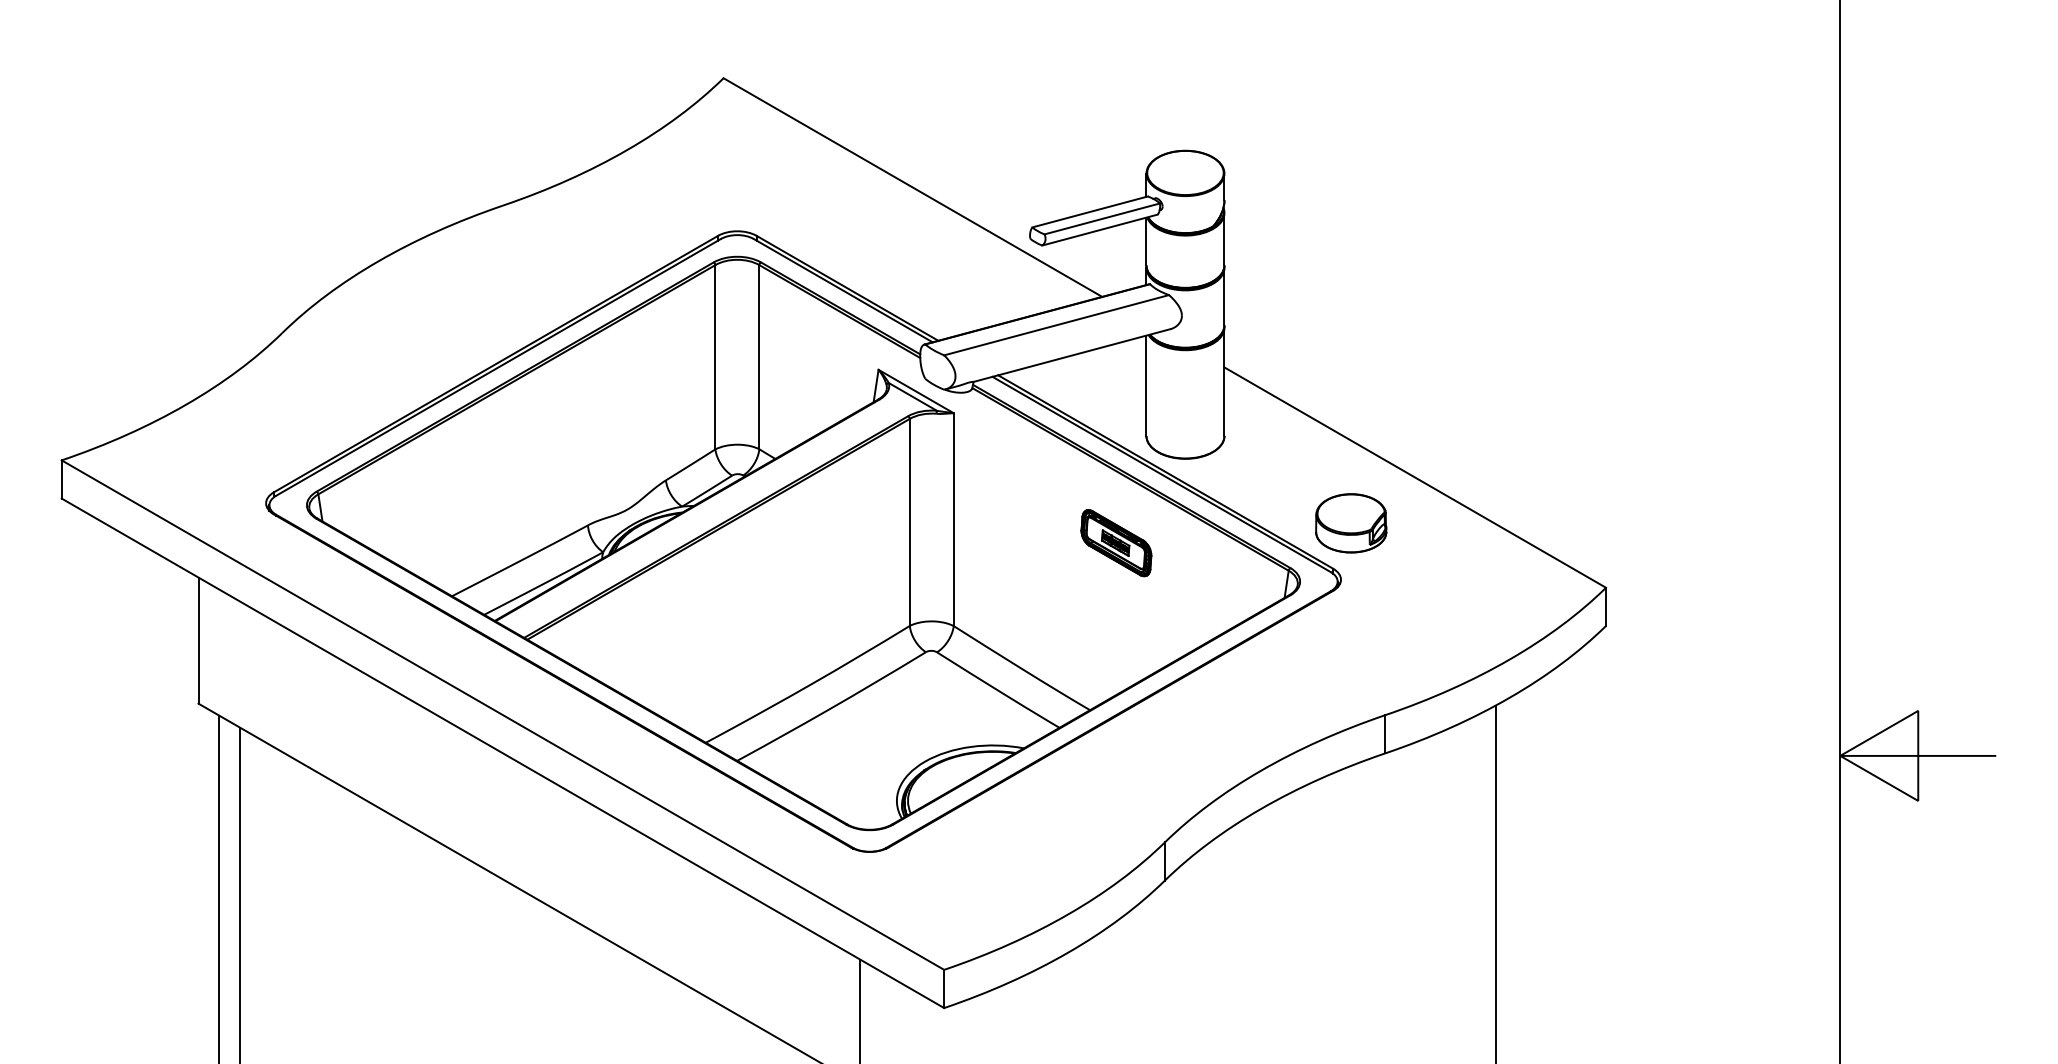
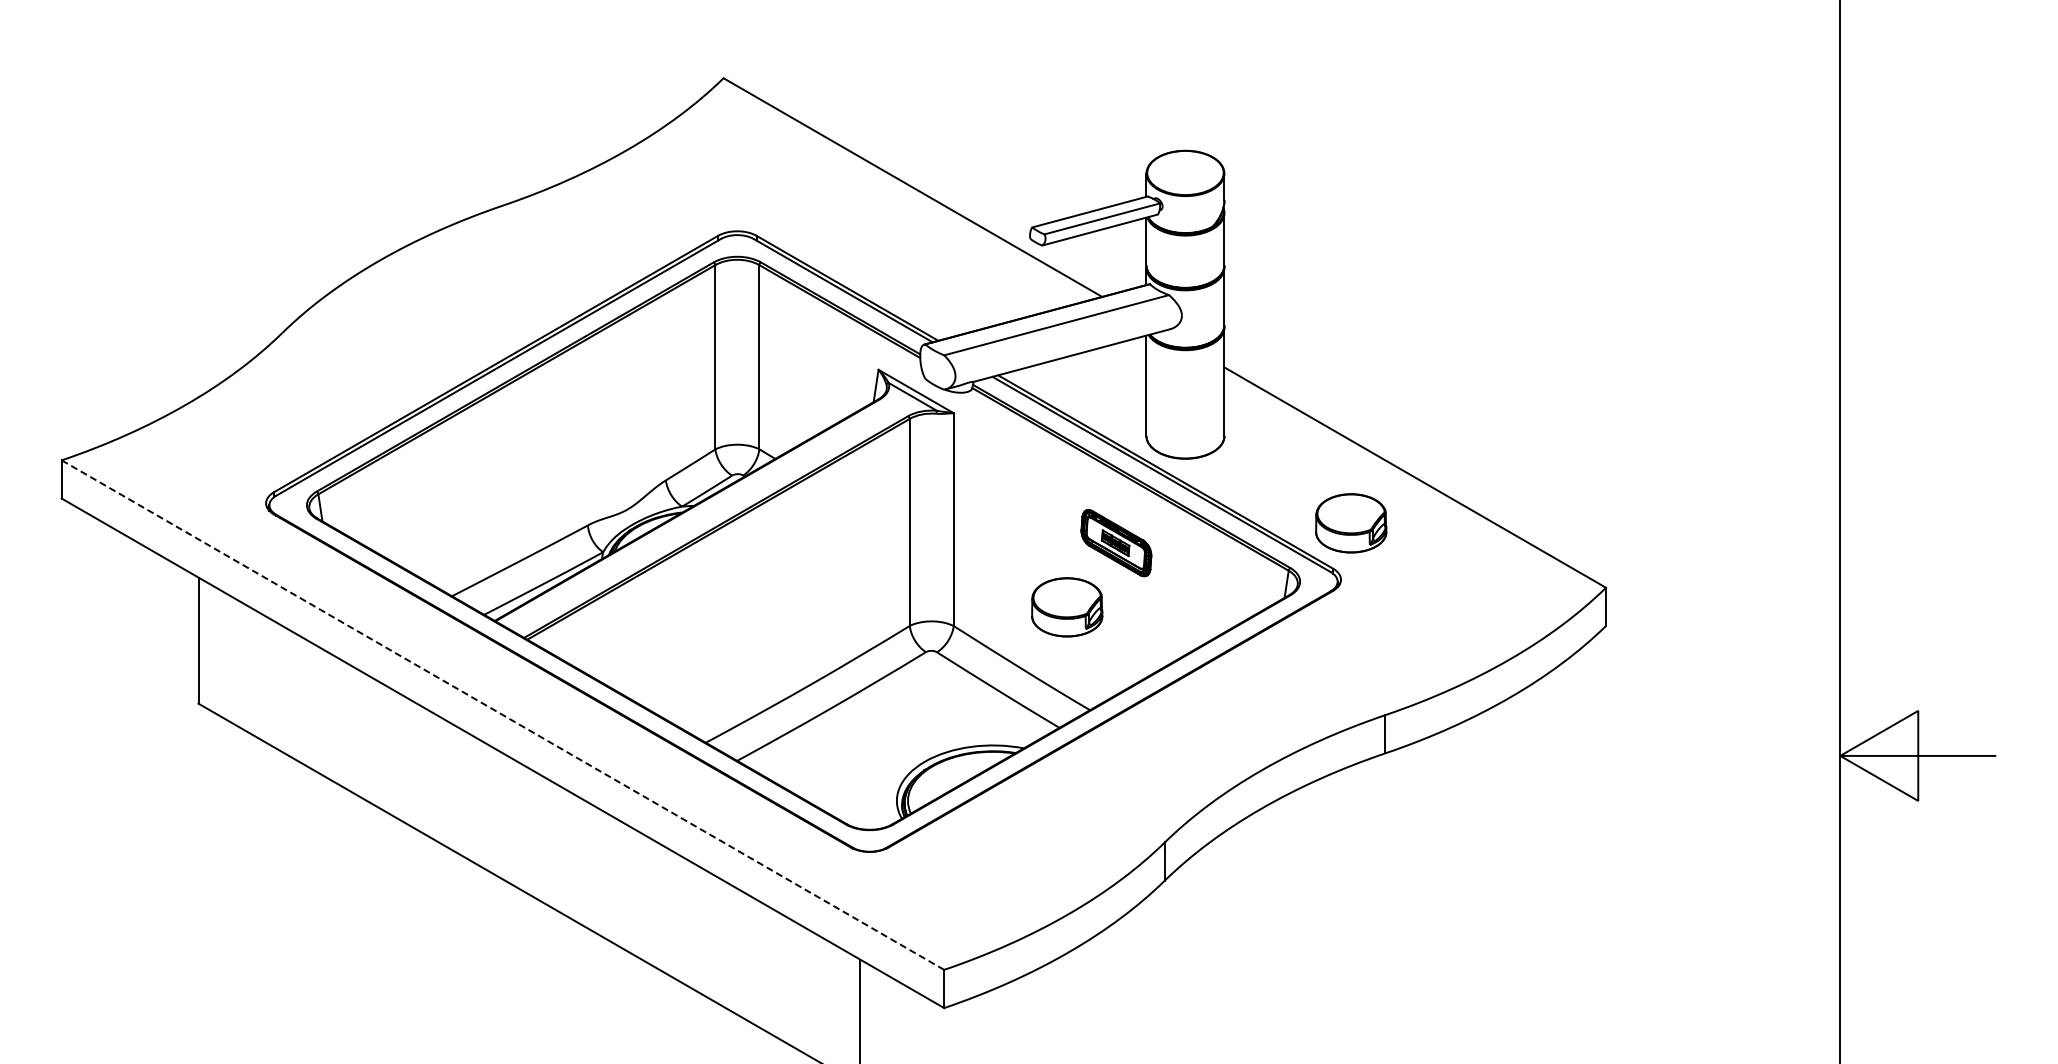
part: none -> present (1067, 607)
line: solid -> dashed (503, 715)
line: present -> none (1495, 882)
line: present -> none (219, 887)
line: present -> none (240, 893)
